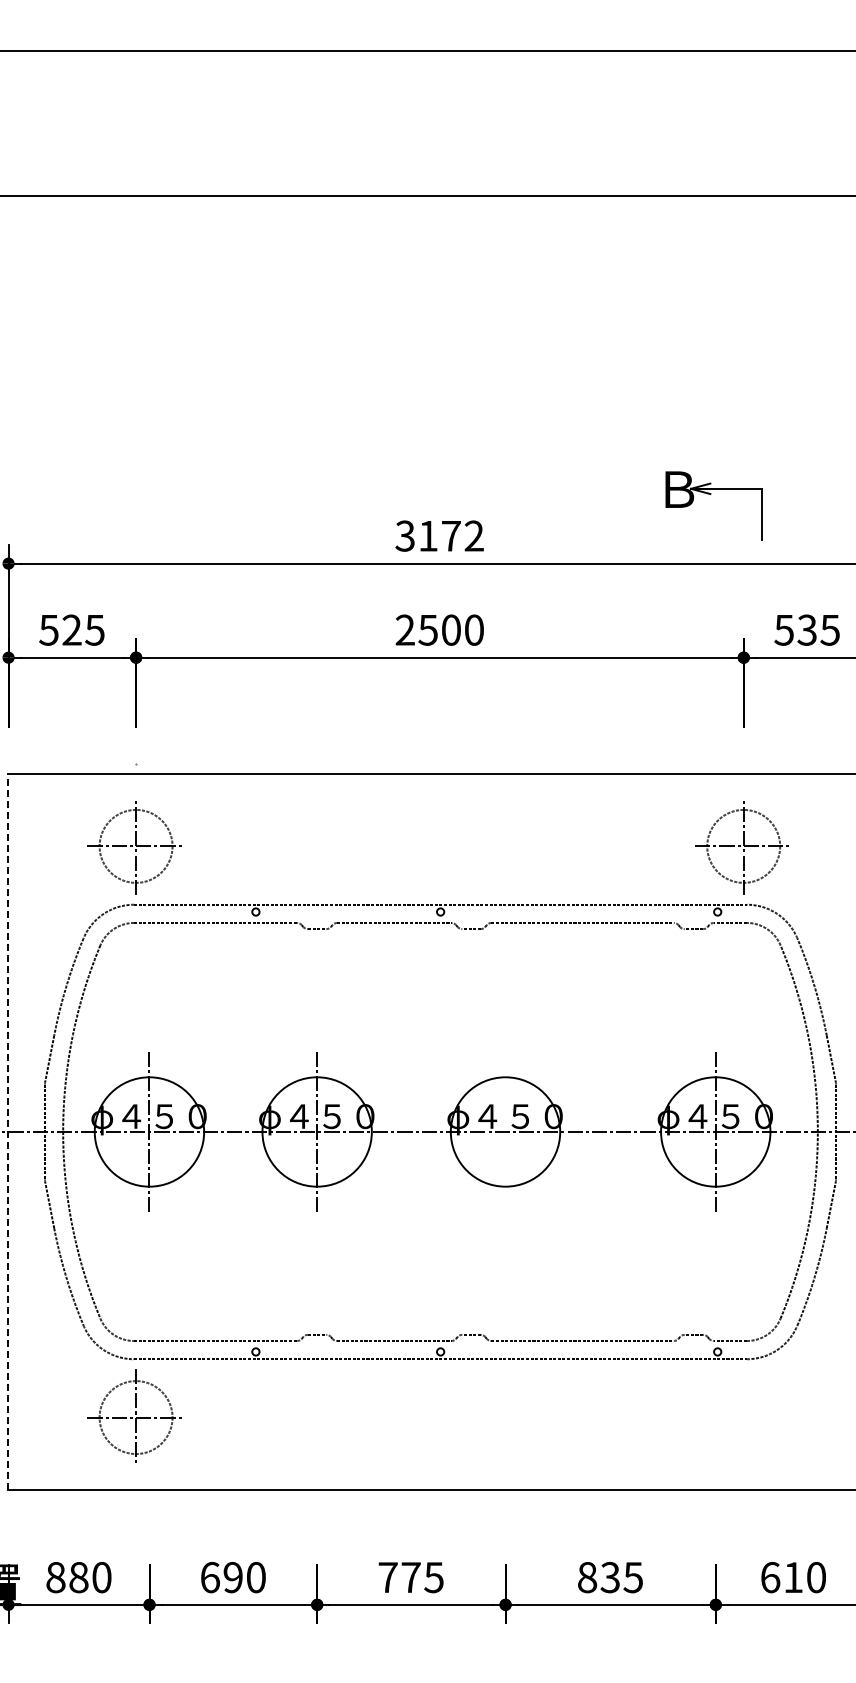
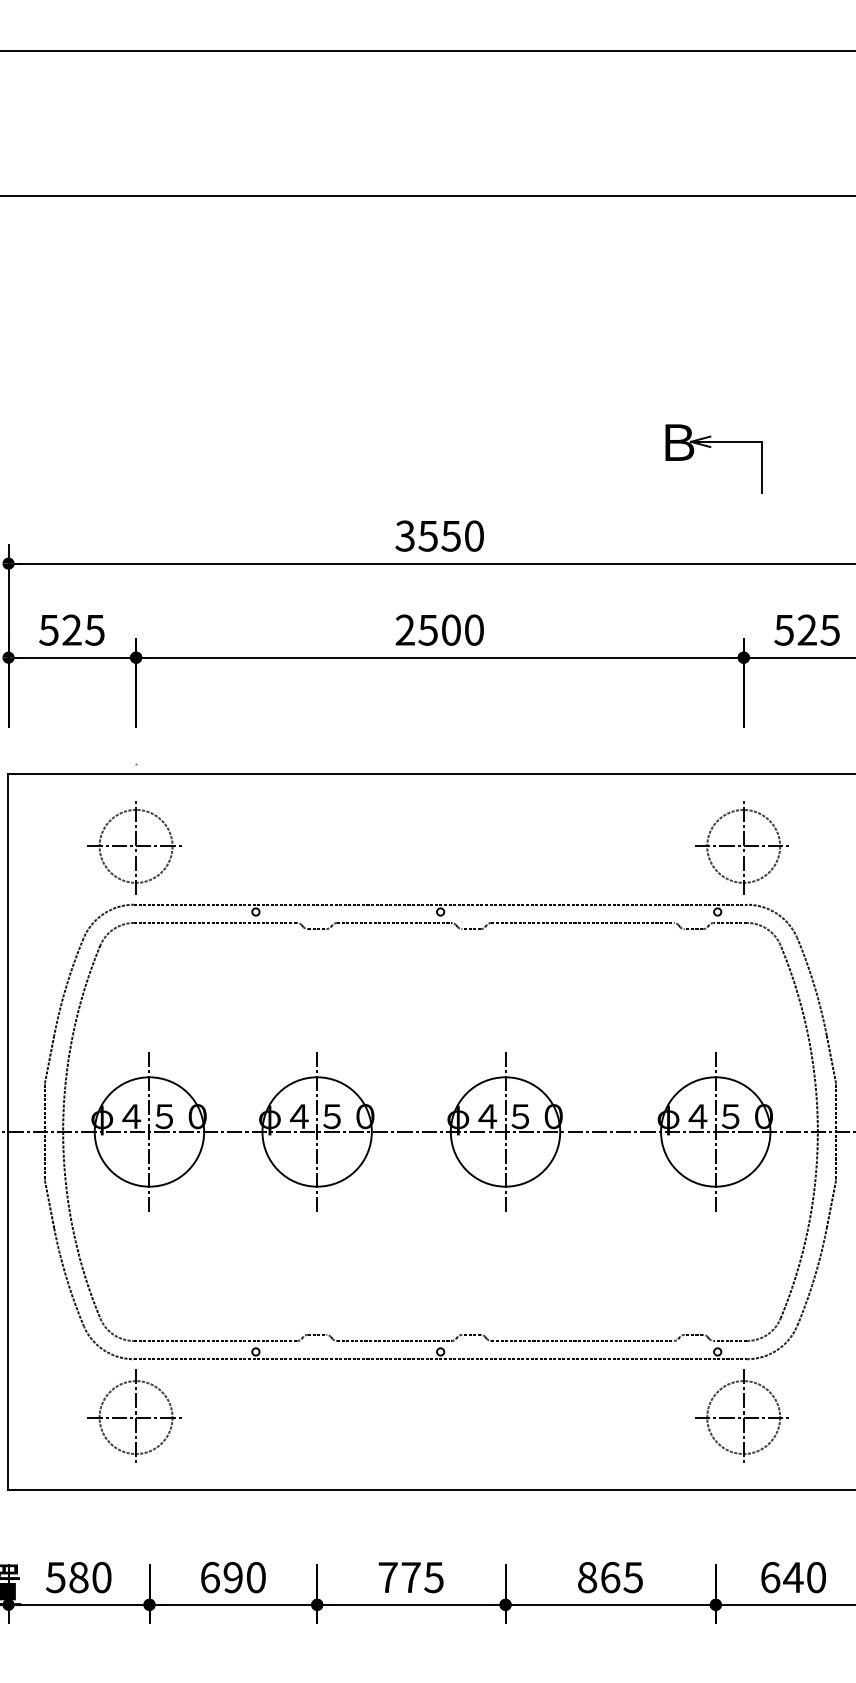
part position: (711, 494) -> (711, 447) (711, 447)
text: 3172 -> 3550 (450, 535)
text: 535 -> 525 (806, 630)
line: dashed -> solid (8, 1131)
line: none -> present (505, 1131)
part: none -> present (741, 1415)
text: 880 -> 580 (55, 1577)
text: 835 -> 865 (610, 1577)
text: 610 -> 640 (793, 1577)
